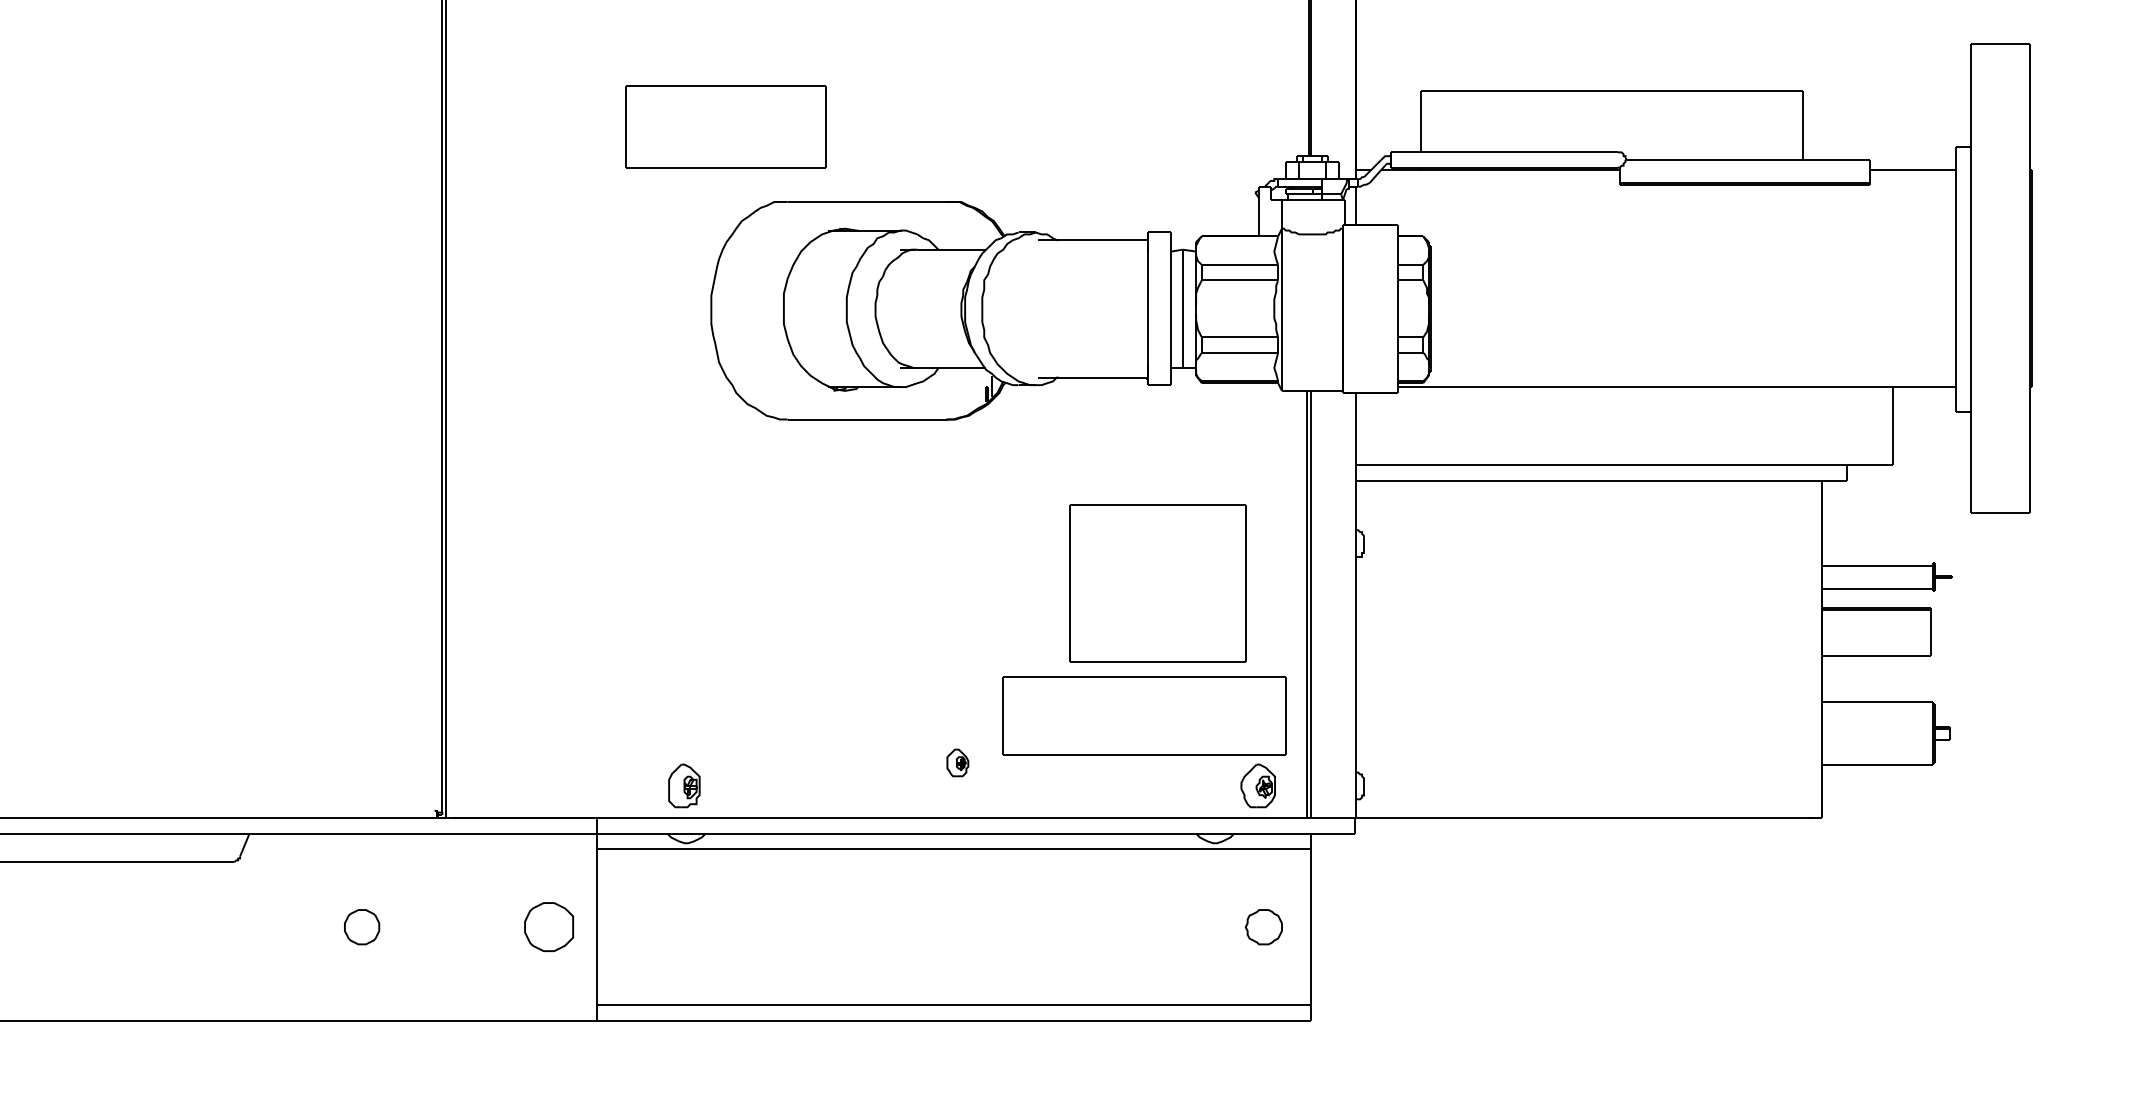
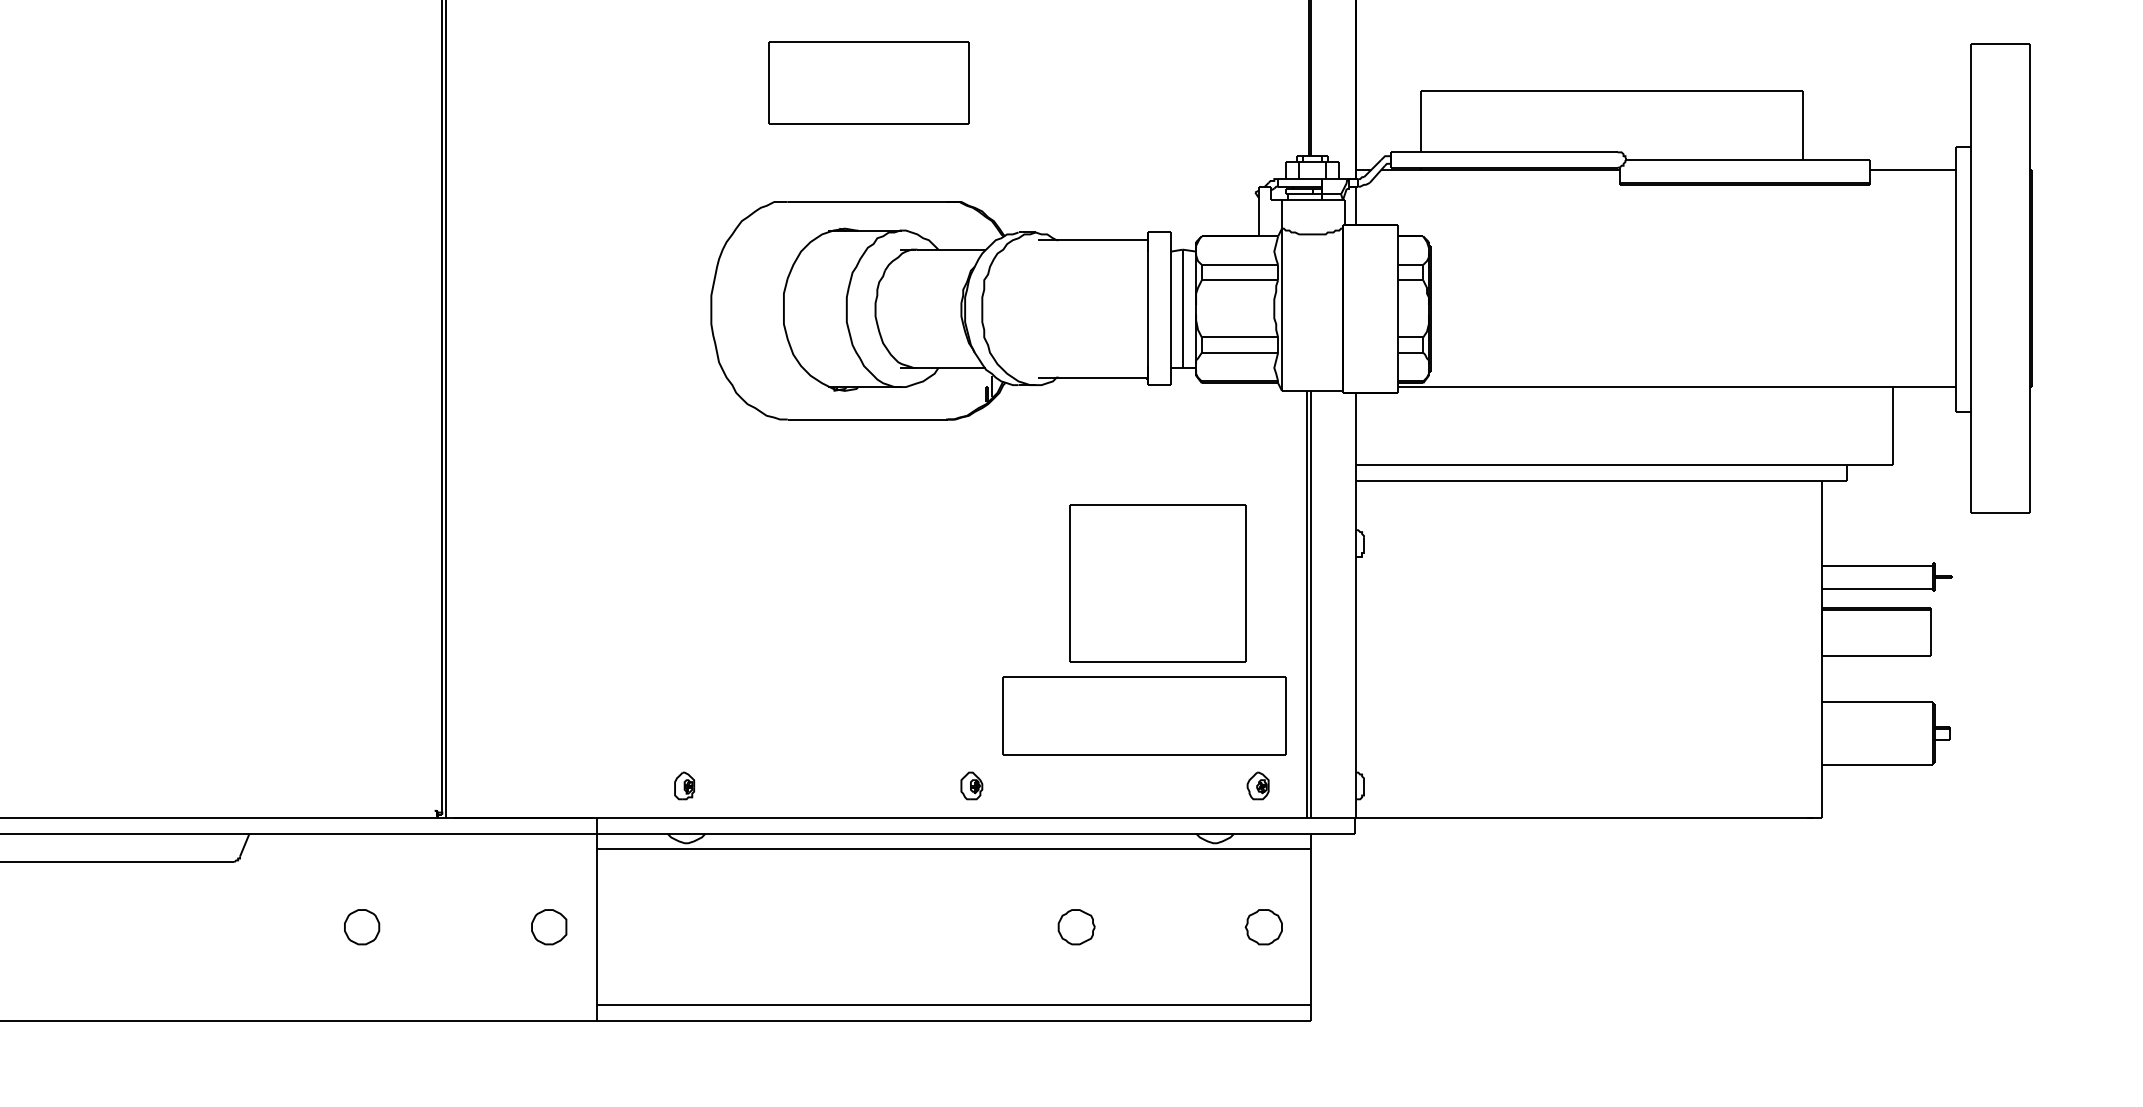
part position: (725, 126) -> (868, 82) (868, 82)
part position: (957, 762) -> (971, 785) (971, 785)
part size: 33x46 px -> 22x30 px (684, 785)
part size: 36x46 px -> 24x30 px (1257, 785)
part size: 50x50 px -> 37x37 px (549, 927)
part: none -> present (1076, 927)
